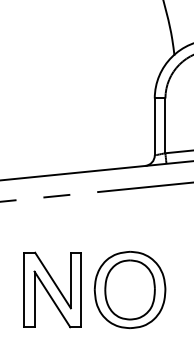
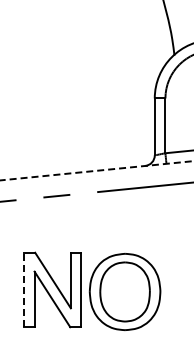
line: solid -> dashed (97, 170)
line: solid -> dashed (24, 289)
part position: (129, 289) -> (124, 291) (124, 291)
